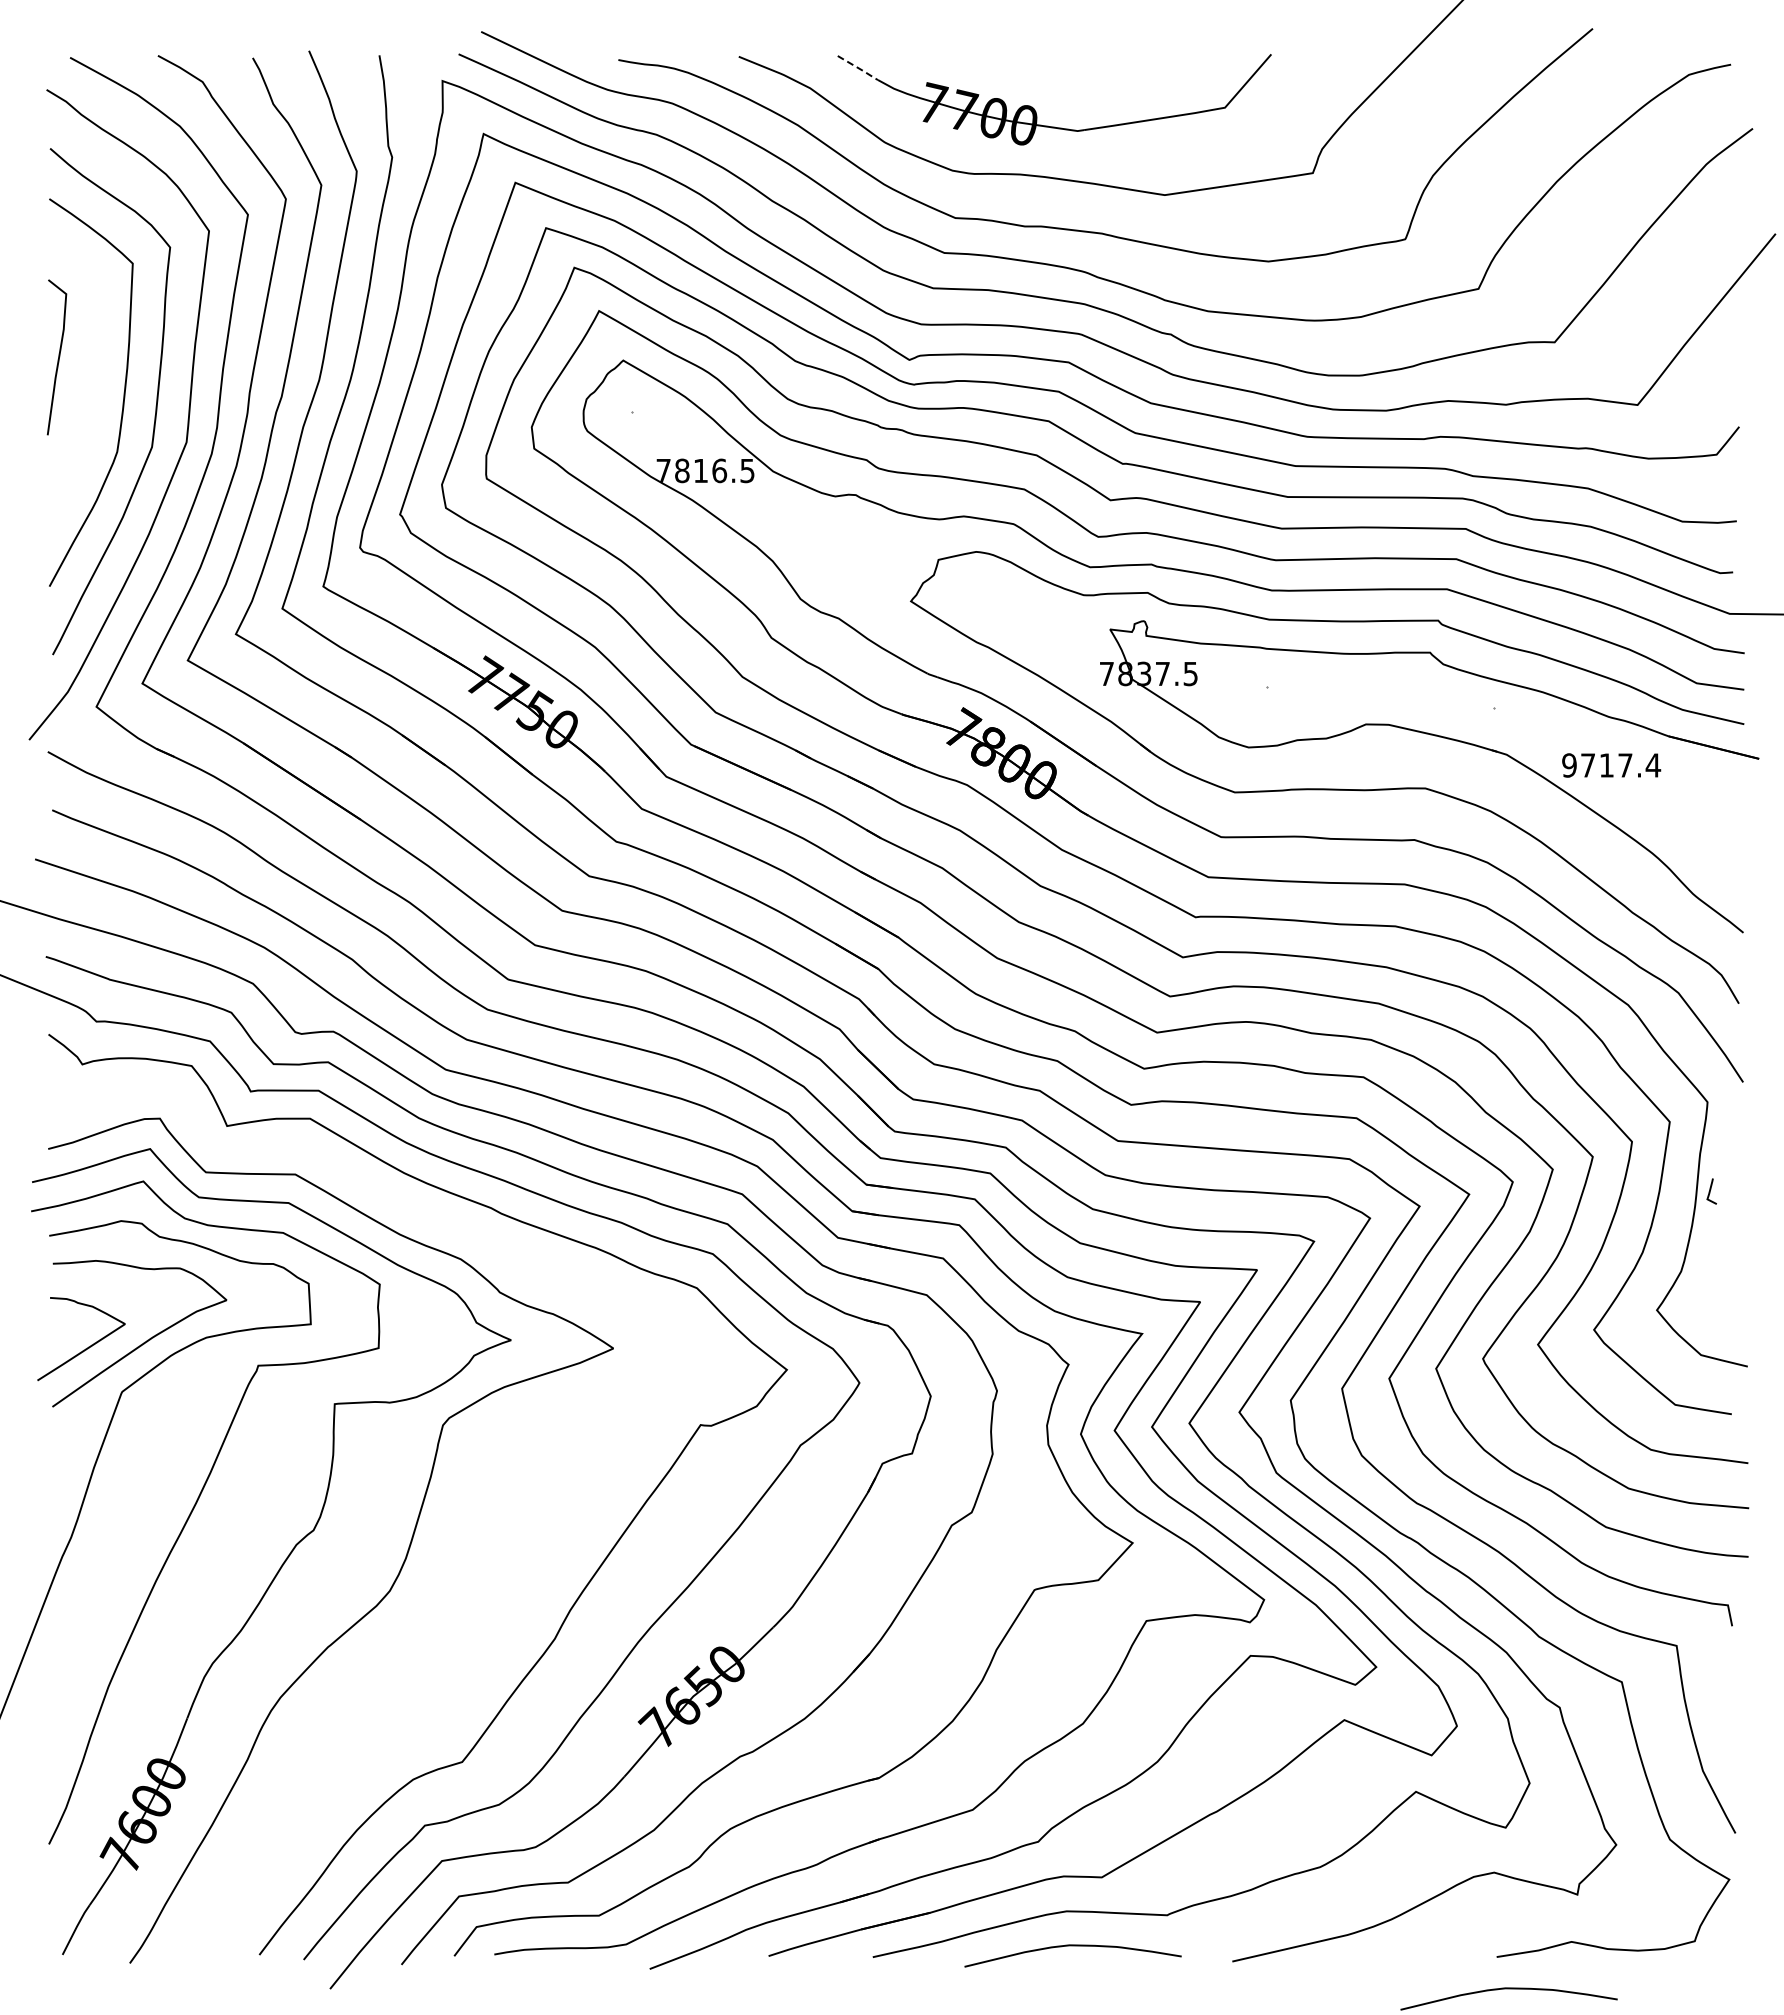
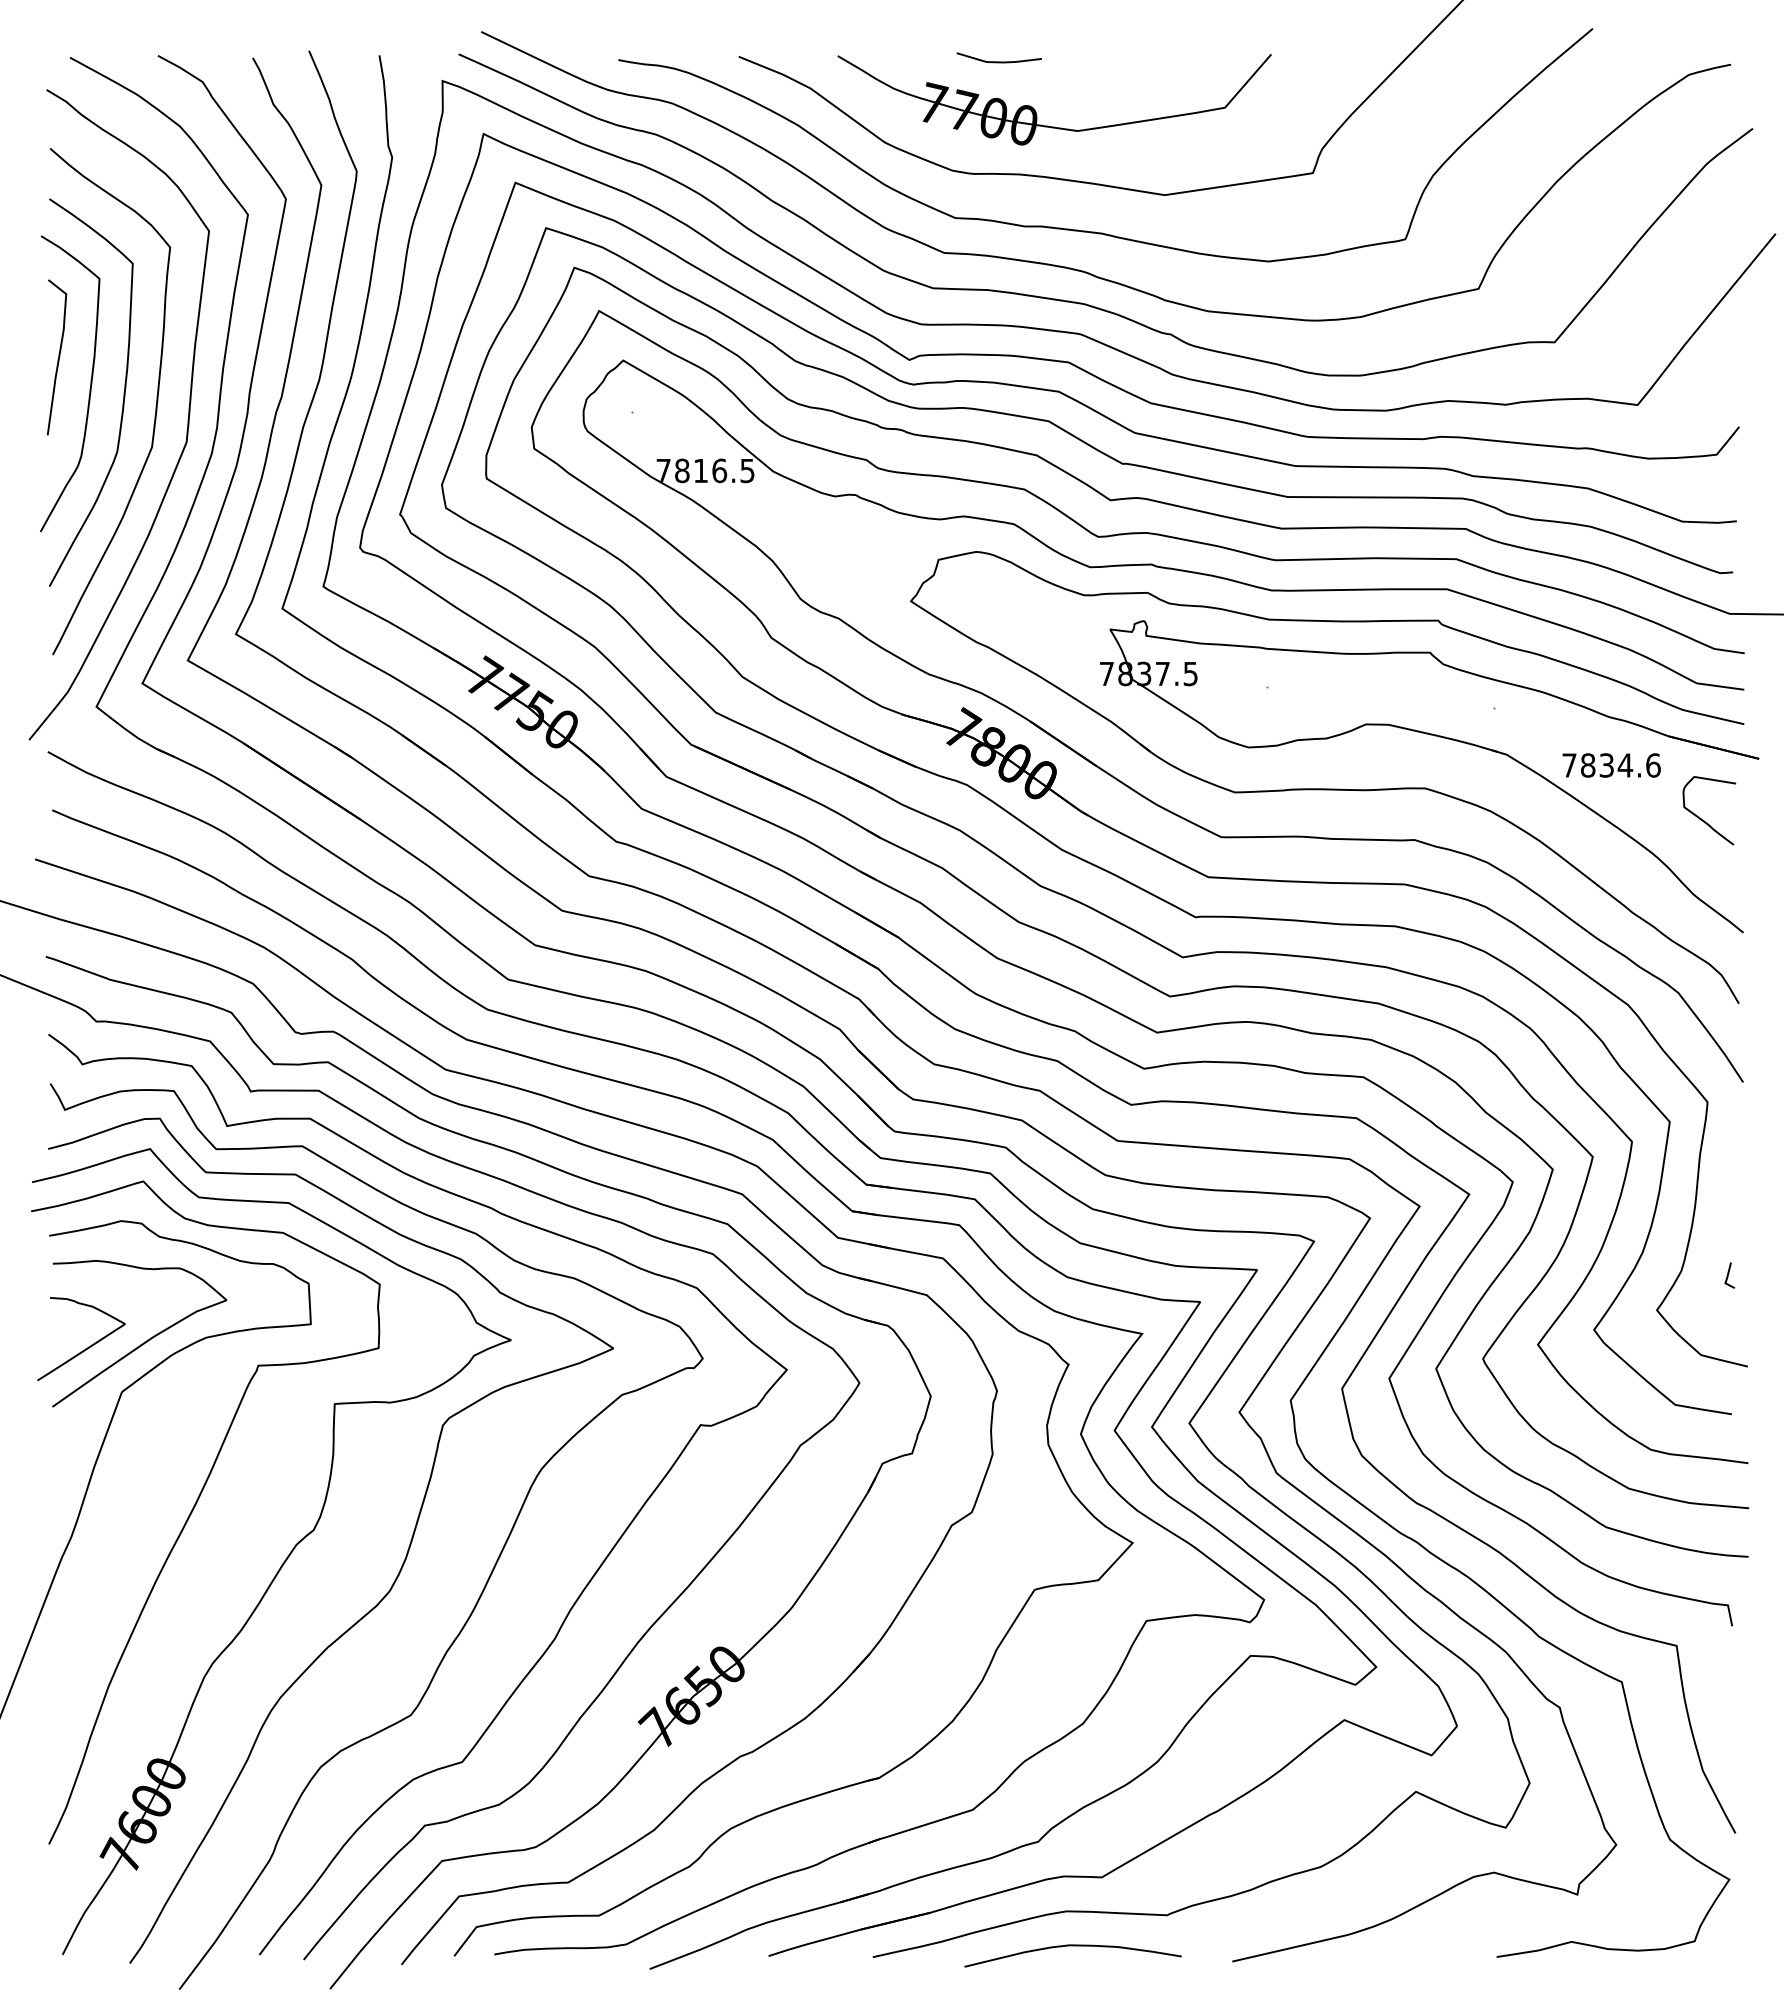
curve: none -> present (998, 61)
line: dashed -> solid (858, 68)
curve: none -> present (89, 388)
text: 9717.4 -> 7834.6 (1611, 765)
curve: none -> present (1703, 819)
line position: (1710, 1191) -> (1728, 1275) (1728, 1275)
curve: none -> present (482, 1589)
curve: present -> none (1508, 1989)
